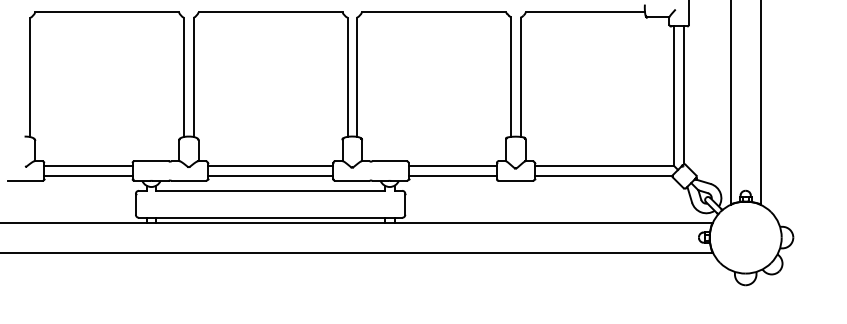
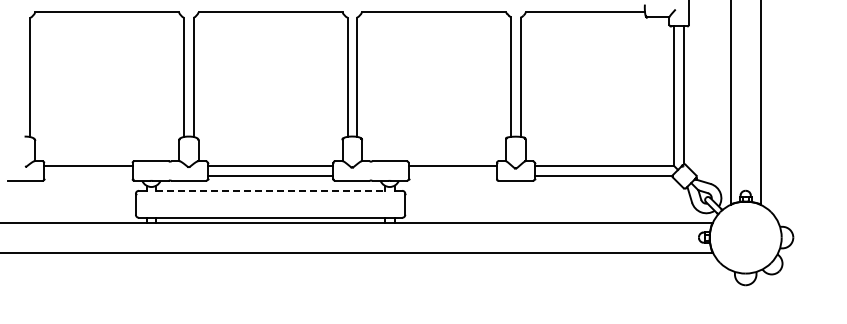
line: present -> none (88, 175)
line: present -> none (452, 175)
line: solid -> dashed (271, 190)
